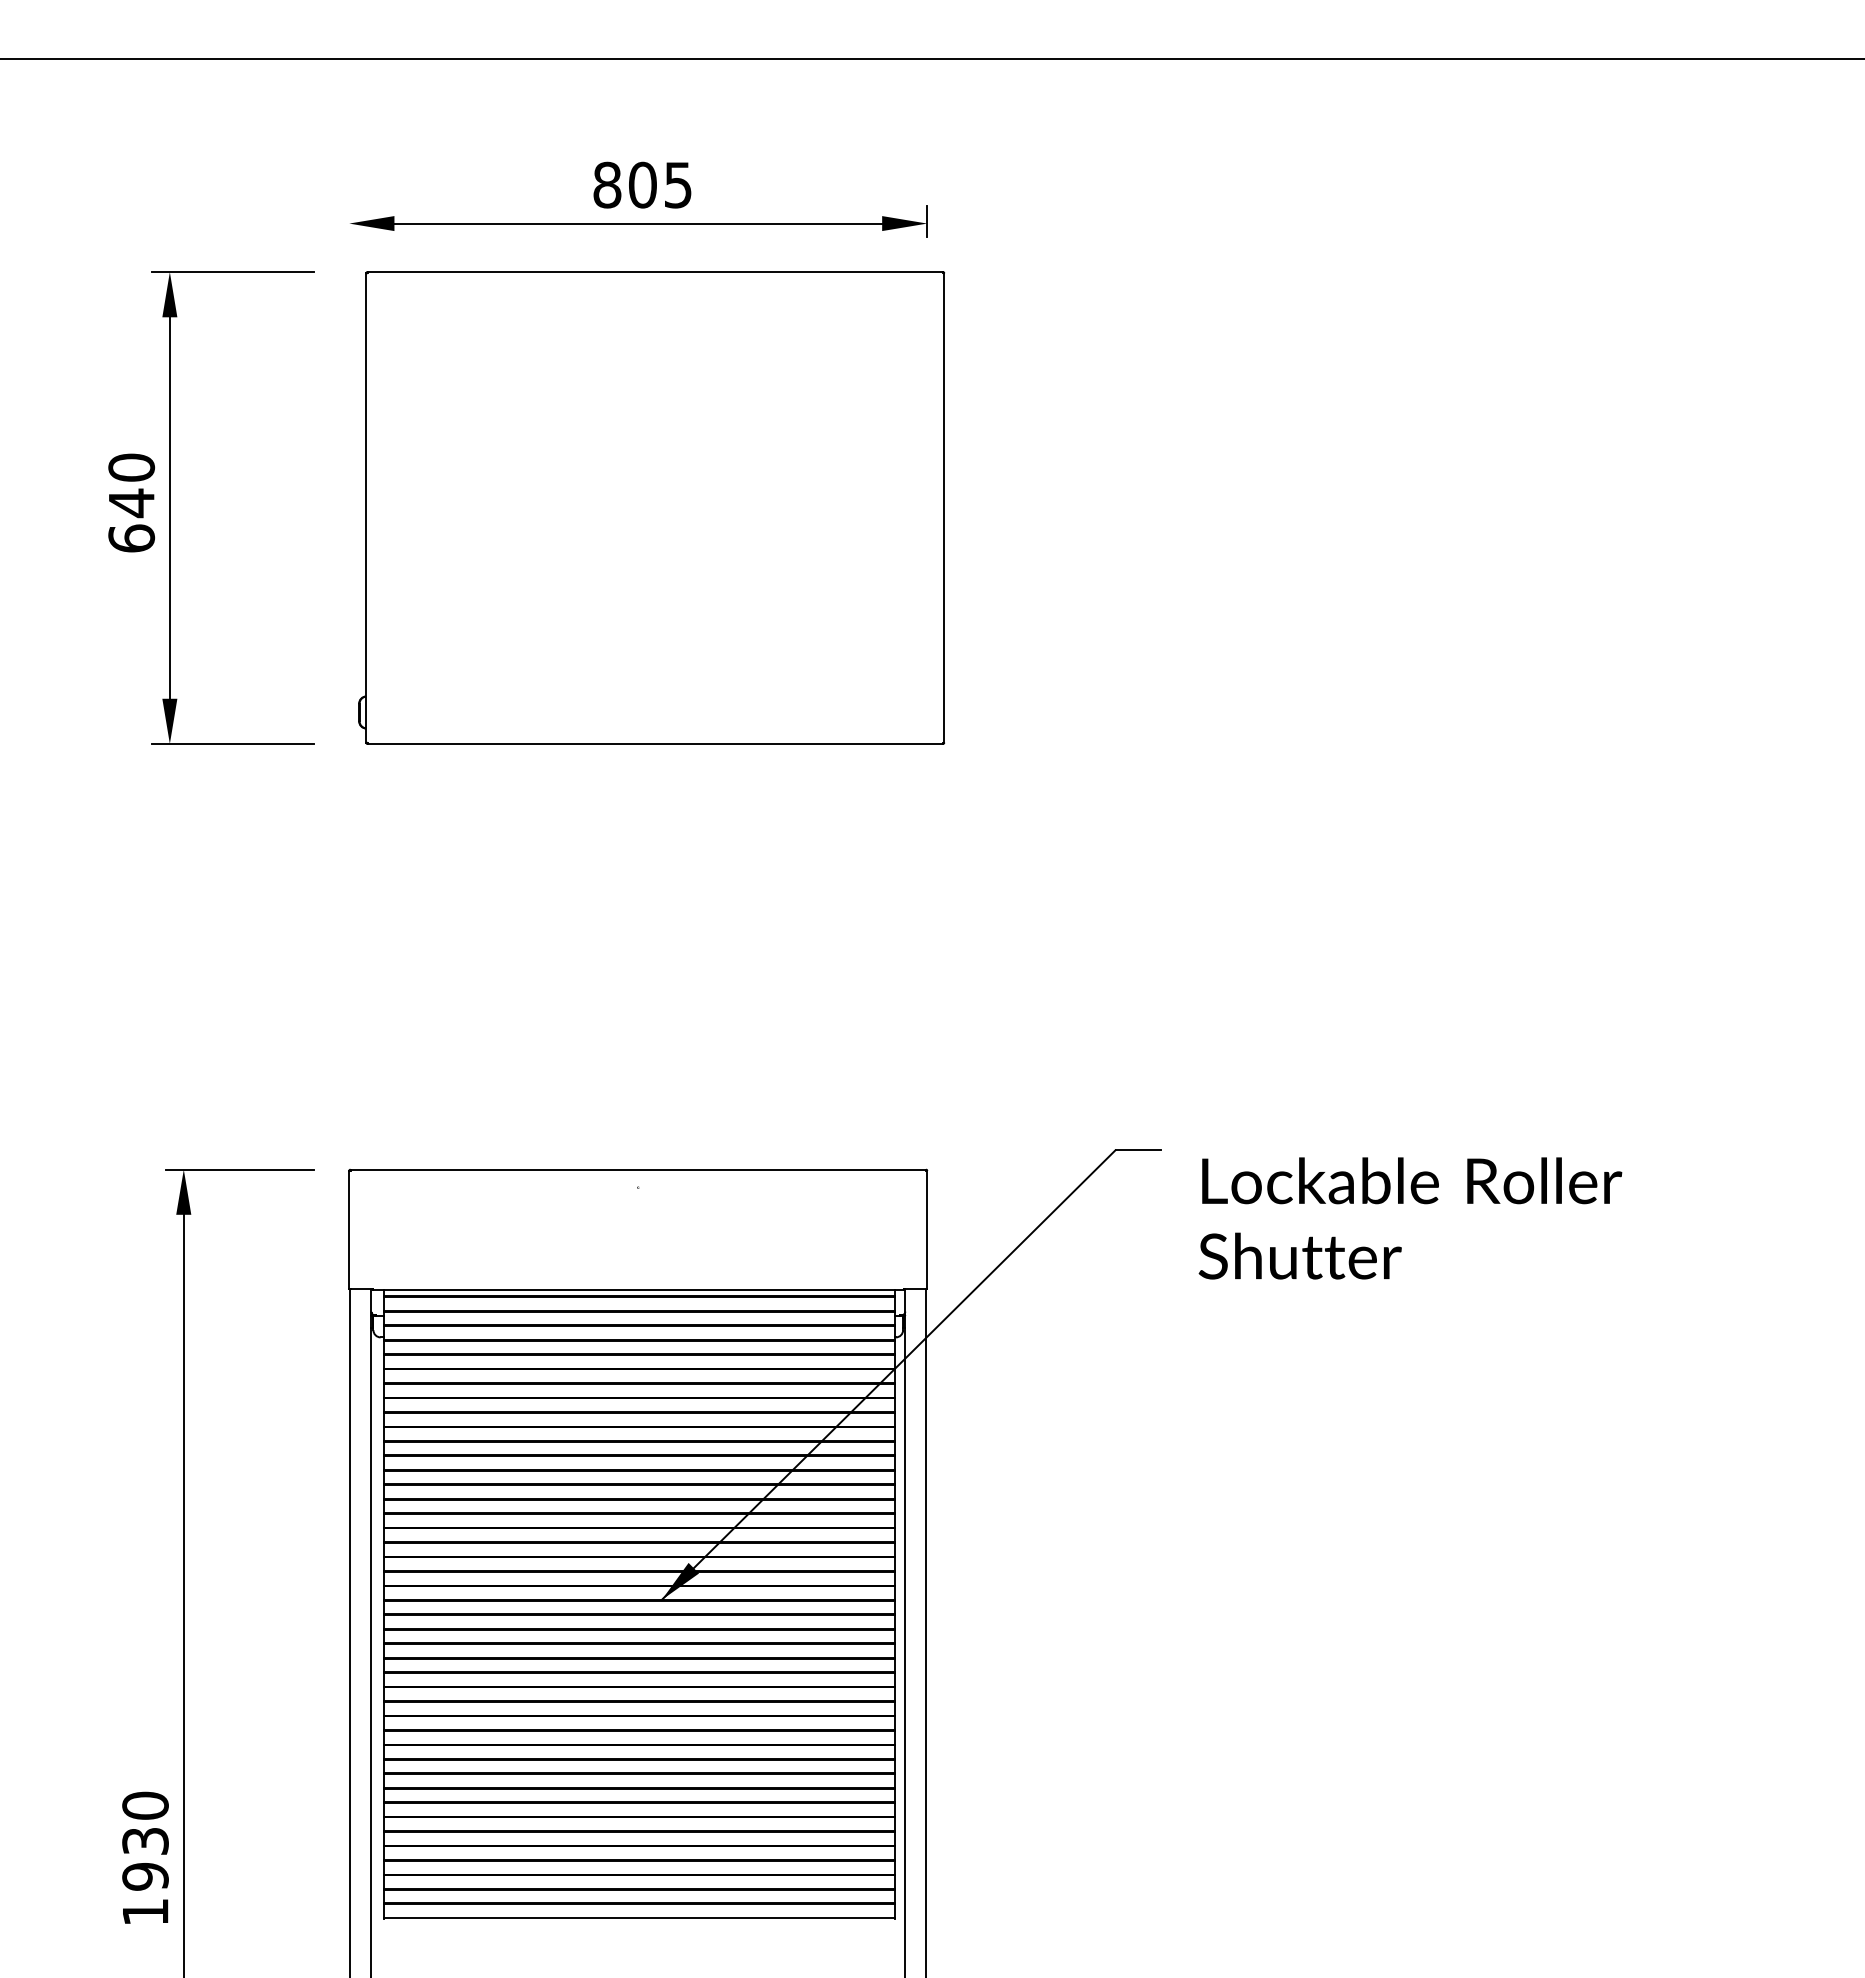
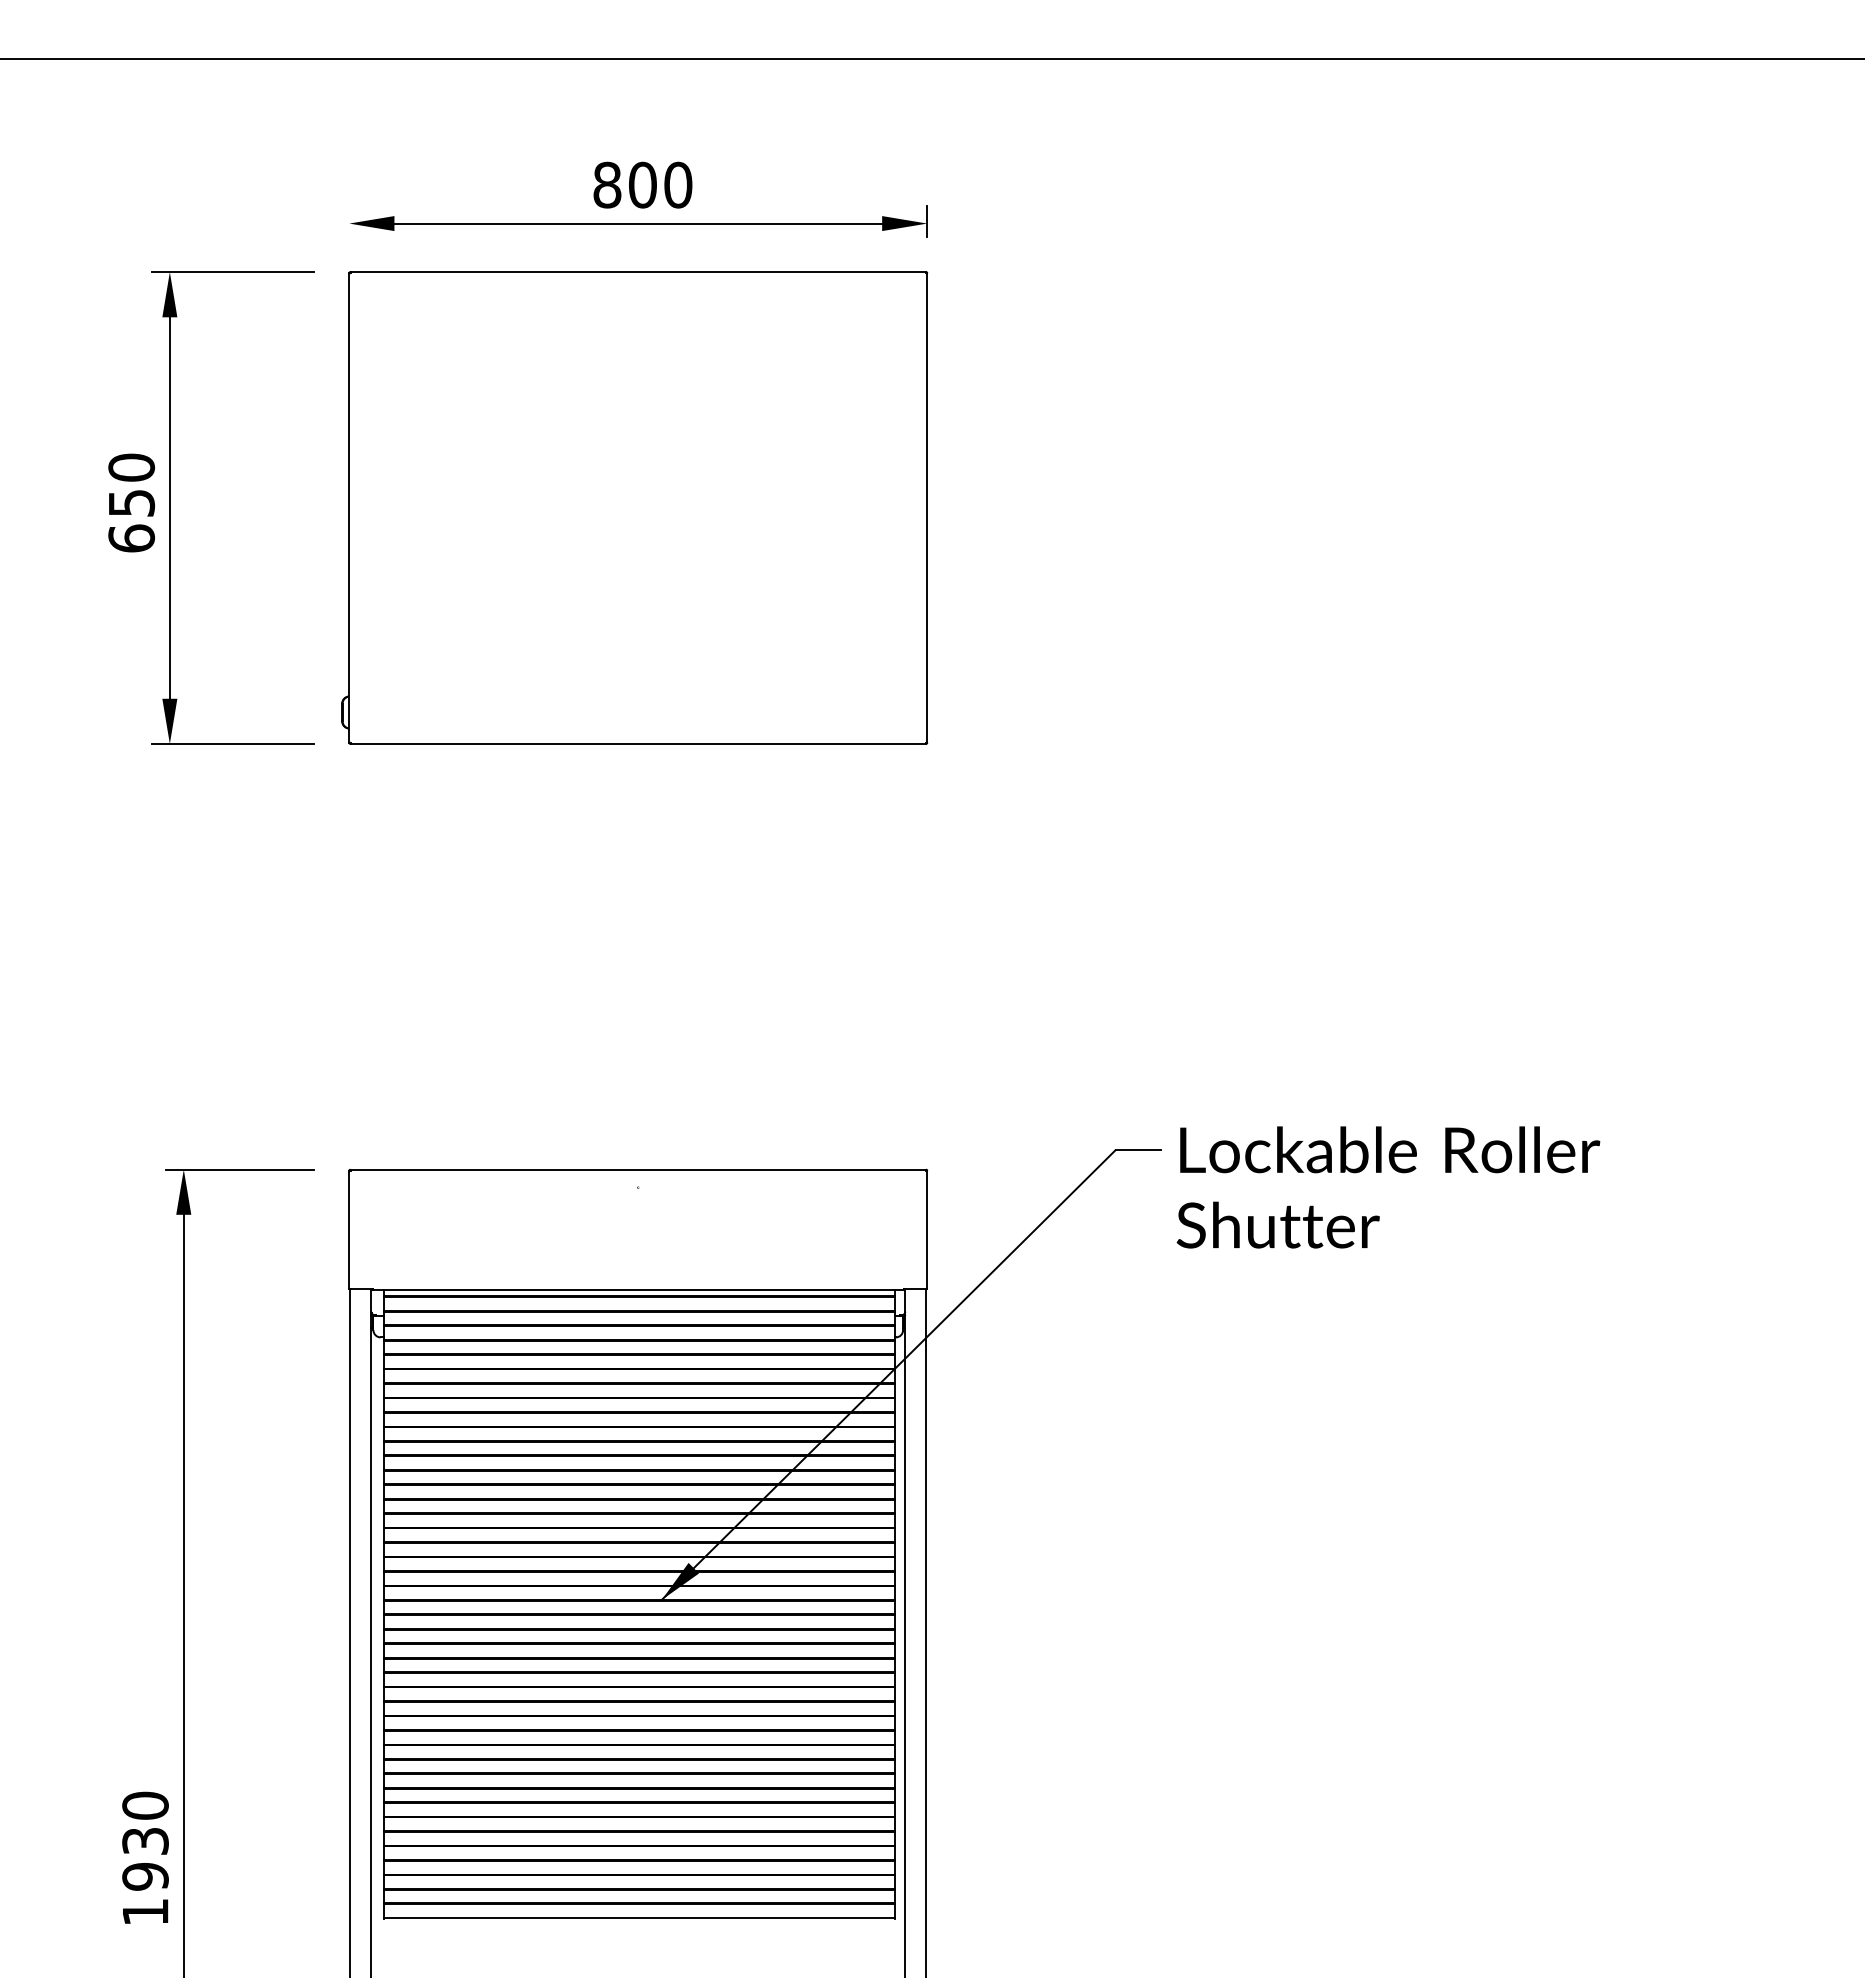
text: 805 -> 800 (678, 184)
text: 640 -> 650 (132, 503)
part position: (651, 507) -> (634, 507) (634, 507)
text position: (1410, 1218) -> (1388, 1187) (1388, 1187)
